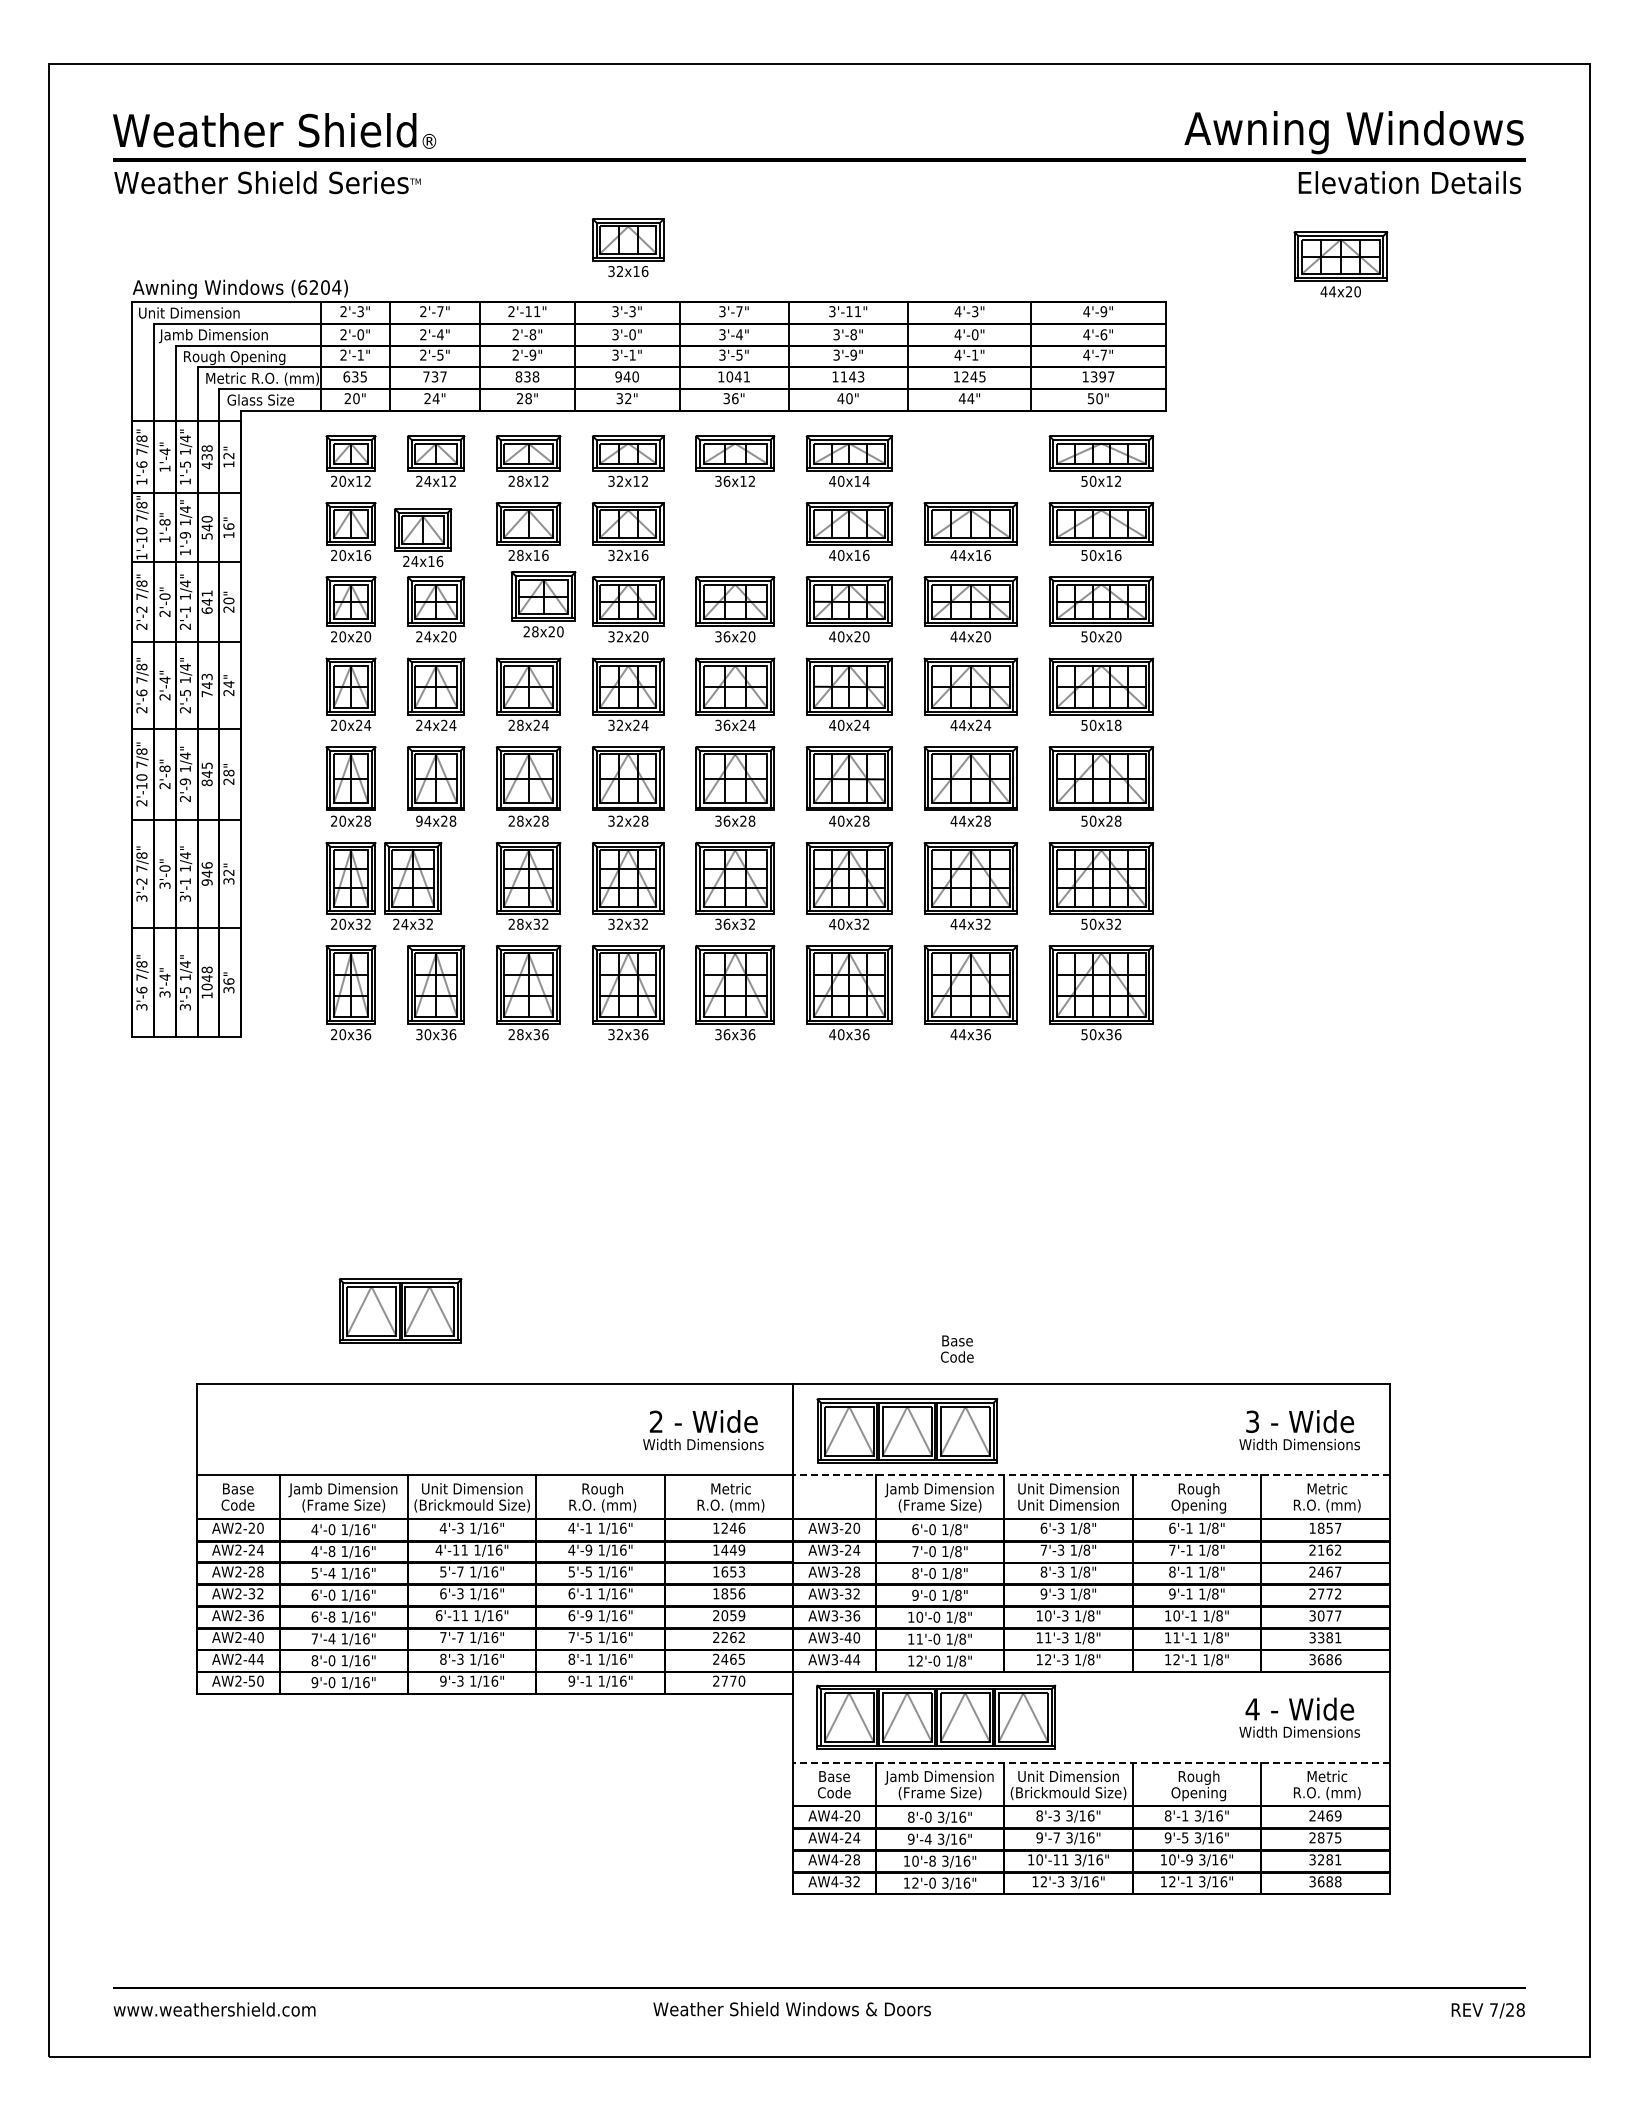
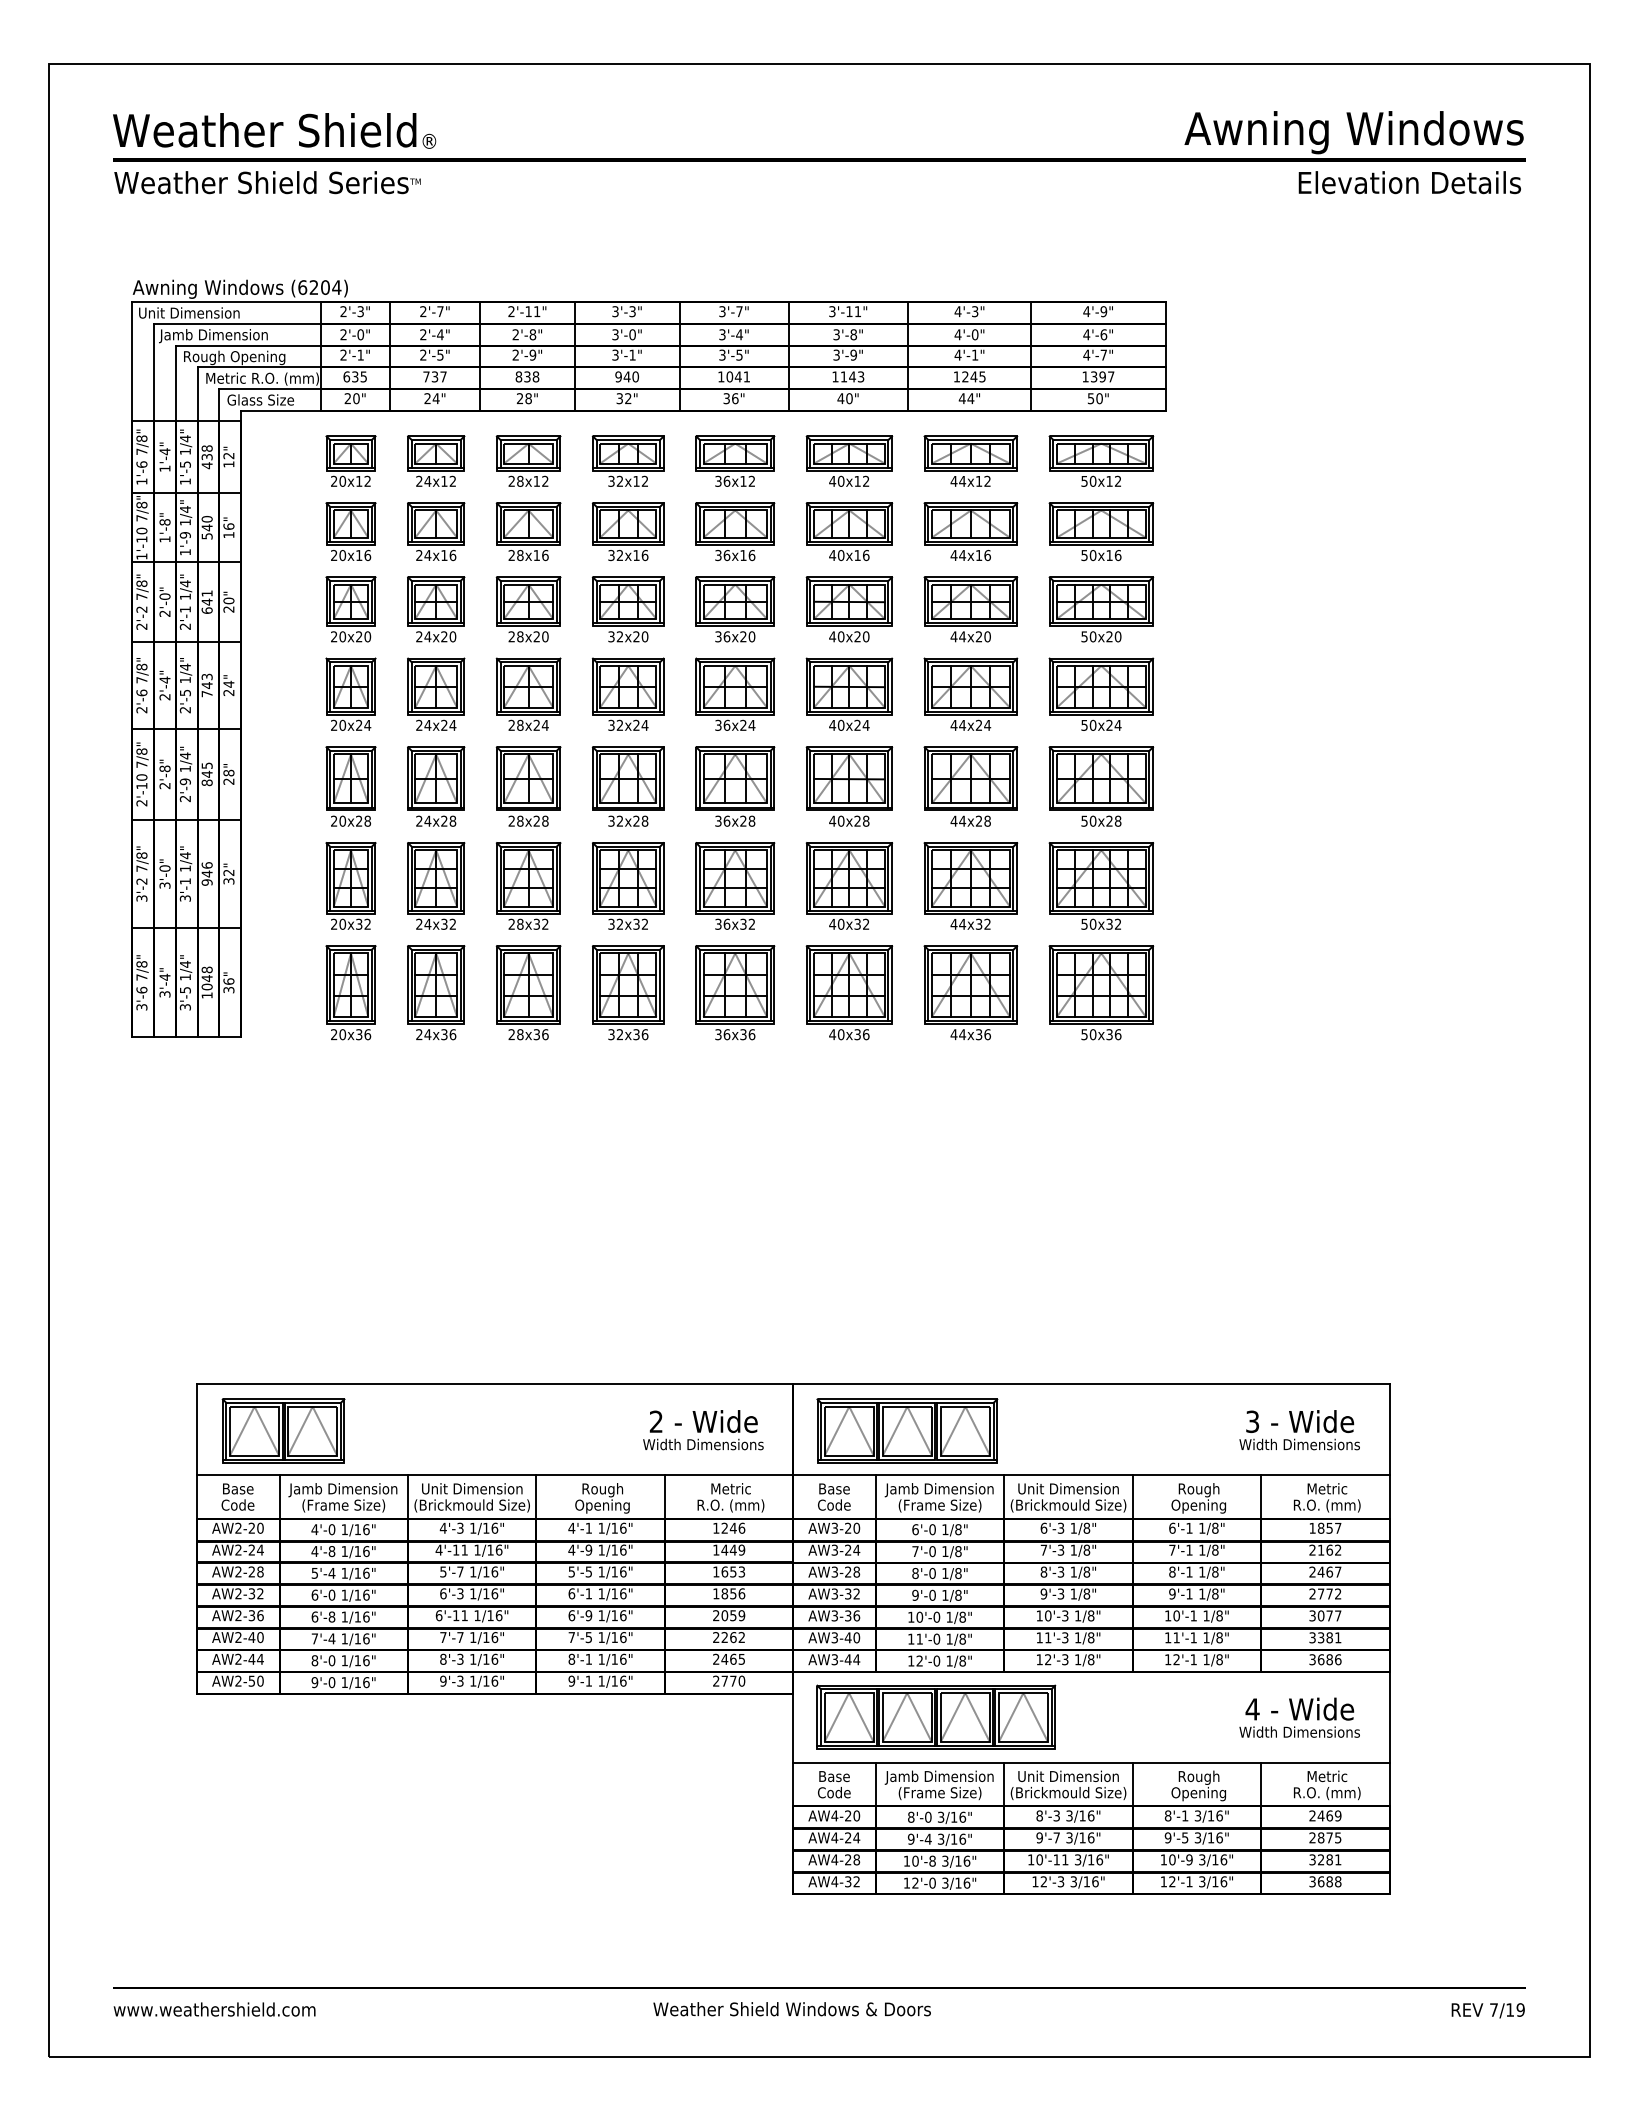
part: present -> none (627, 247)
part: present -> none (1340, 264)
part: none -> present (970, 460)
text: 40x14 -> 40x12 (865, 480)
part: none -> present (735, 531)
part position: (423, 537) -> (436, 531) (436, 531)
part position: (543, 604) -> (528, 609) (528, 609)
text: 50x18 -> 50x24 (1113, 724)
text: 94x28 -> 24x28 (419, 820)
part position: (413, 885) -> (436, 885) (436, 885)
text: 30x36 -> 24x36 (423, 1034)
part position: (400, 1310) -> (283, 1430) (283, 1430)
text position: (957, 1348) -> (834, 1496) (834, 1496)
line: dashed -> solid (1091, 1475)
text: Unit Dimension -> (Brickmould Size) (1068, 1505)
text: R.O. (mm) -> Opening (602, 1506)
line: dashed -> solid (1091, 1762)
text: 7/28 -> 7/19 (1515, 2009)
